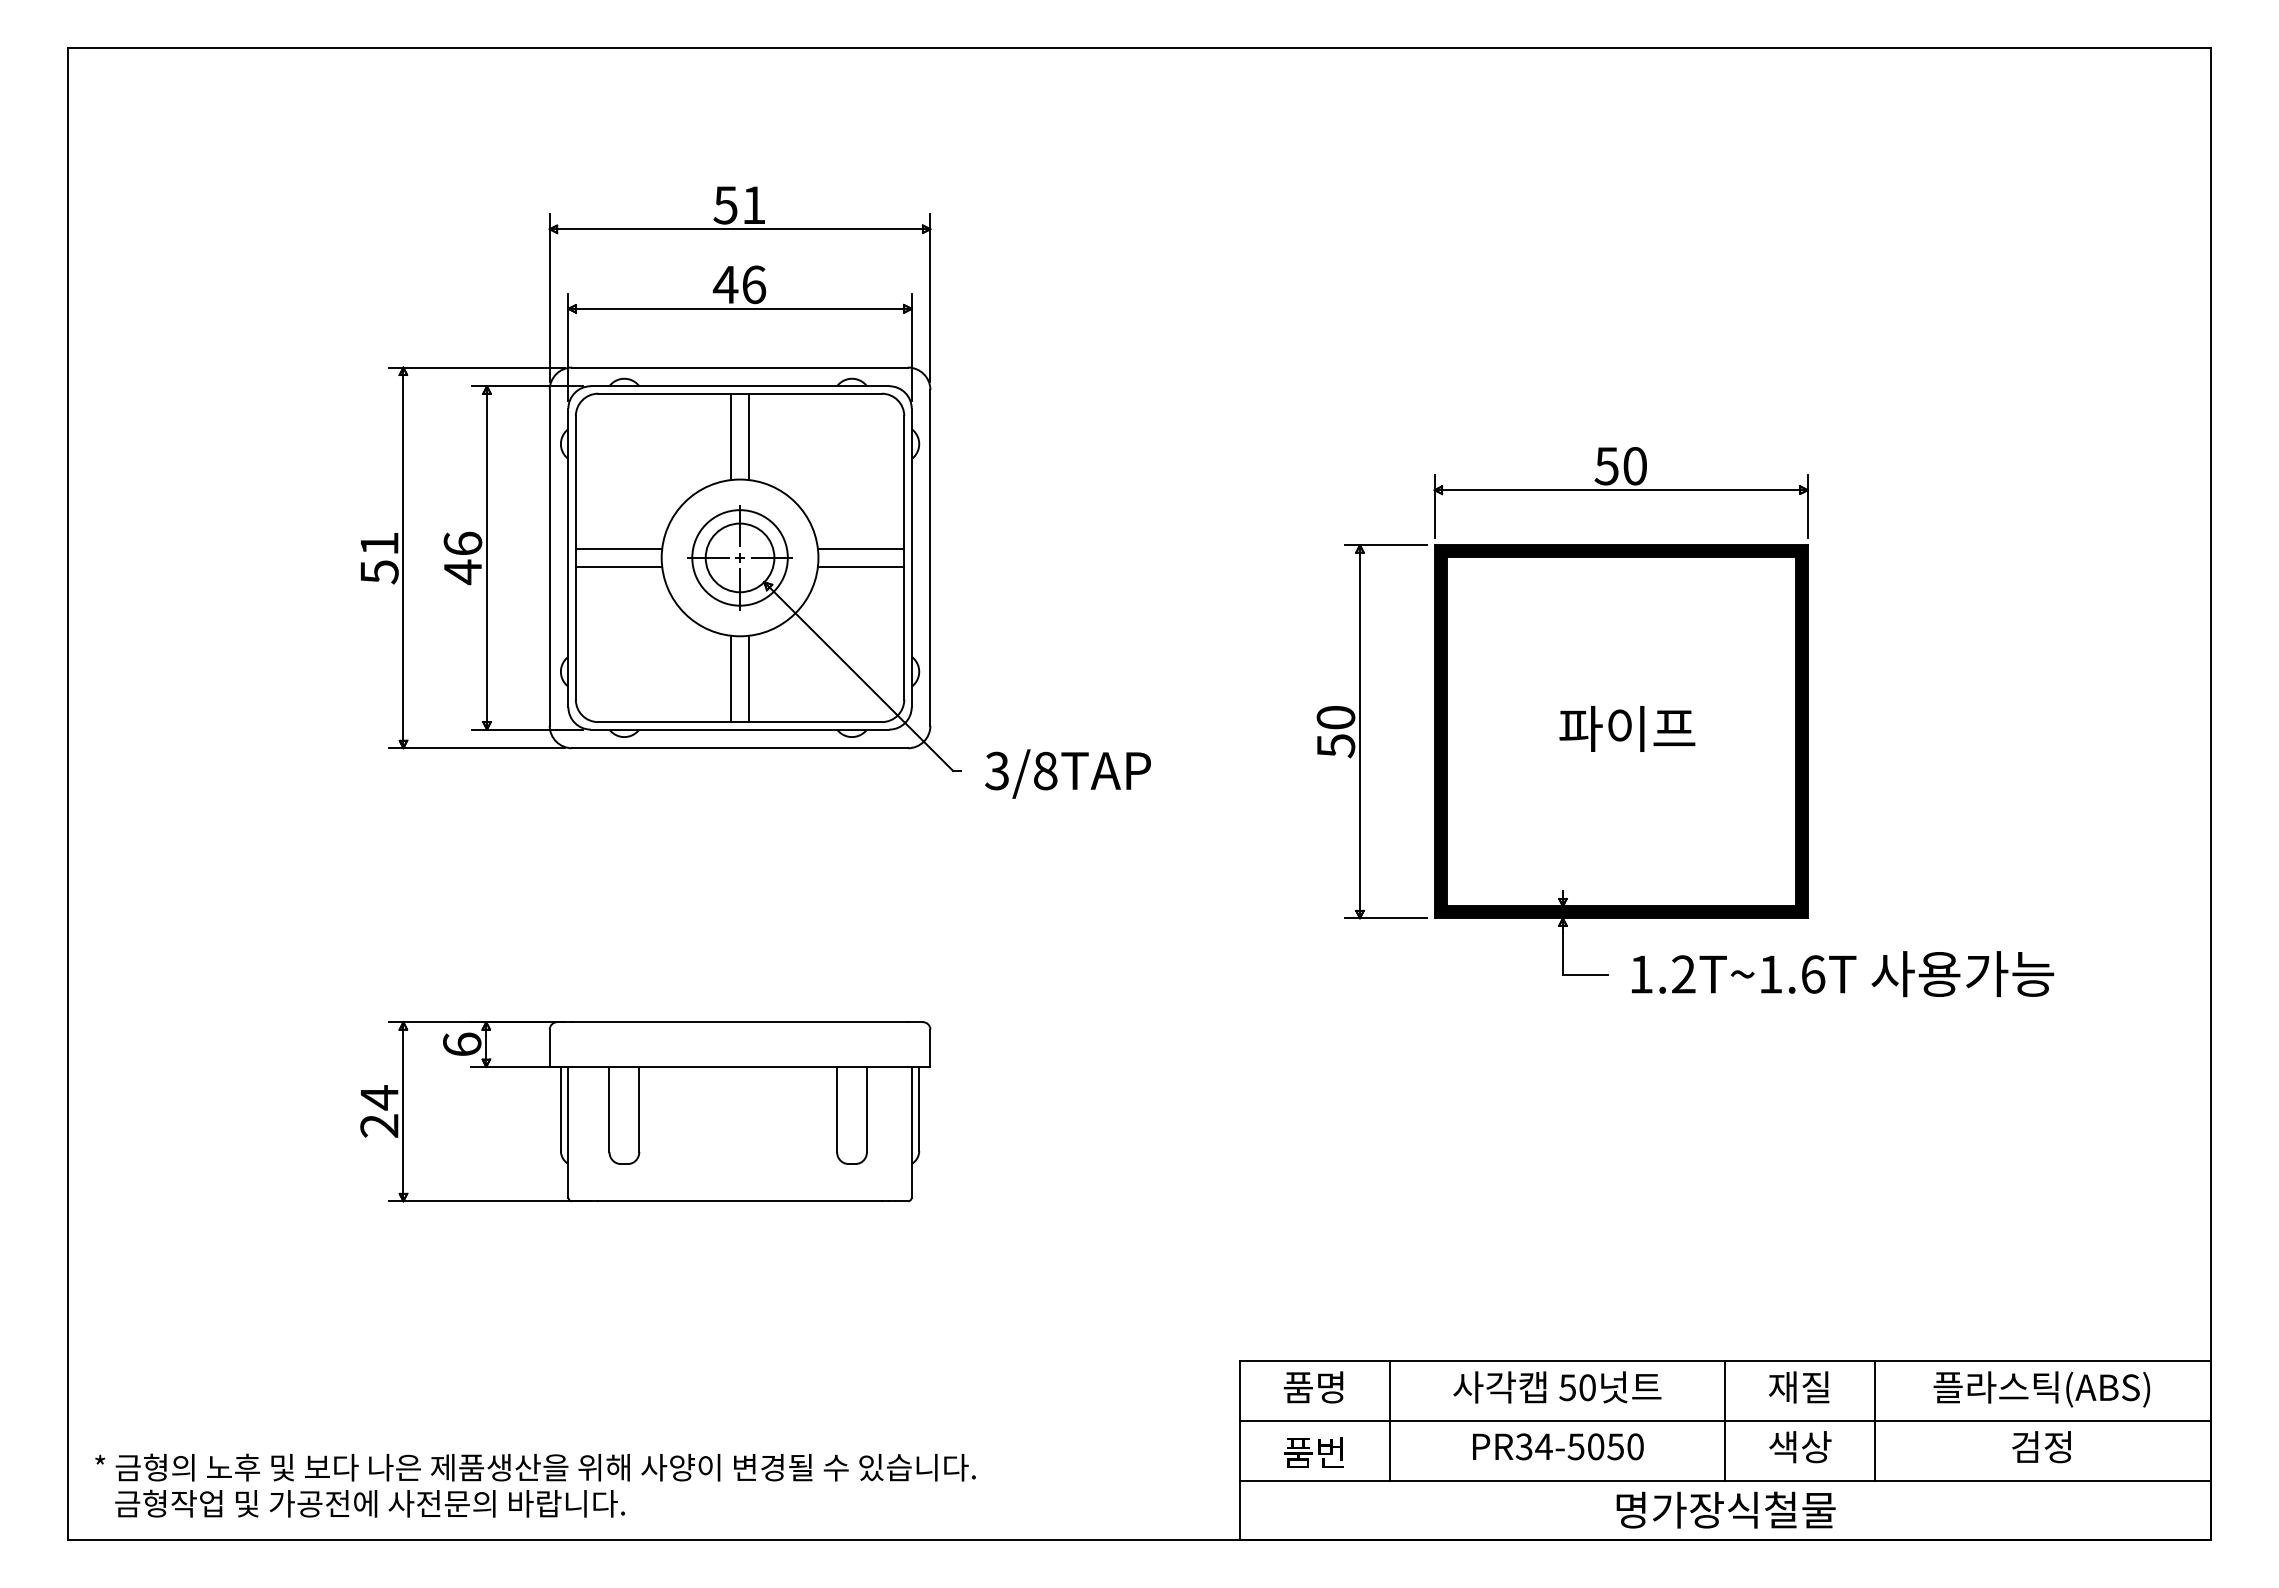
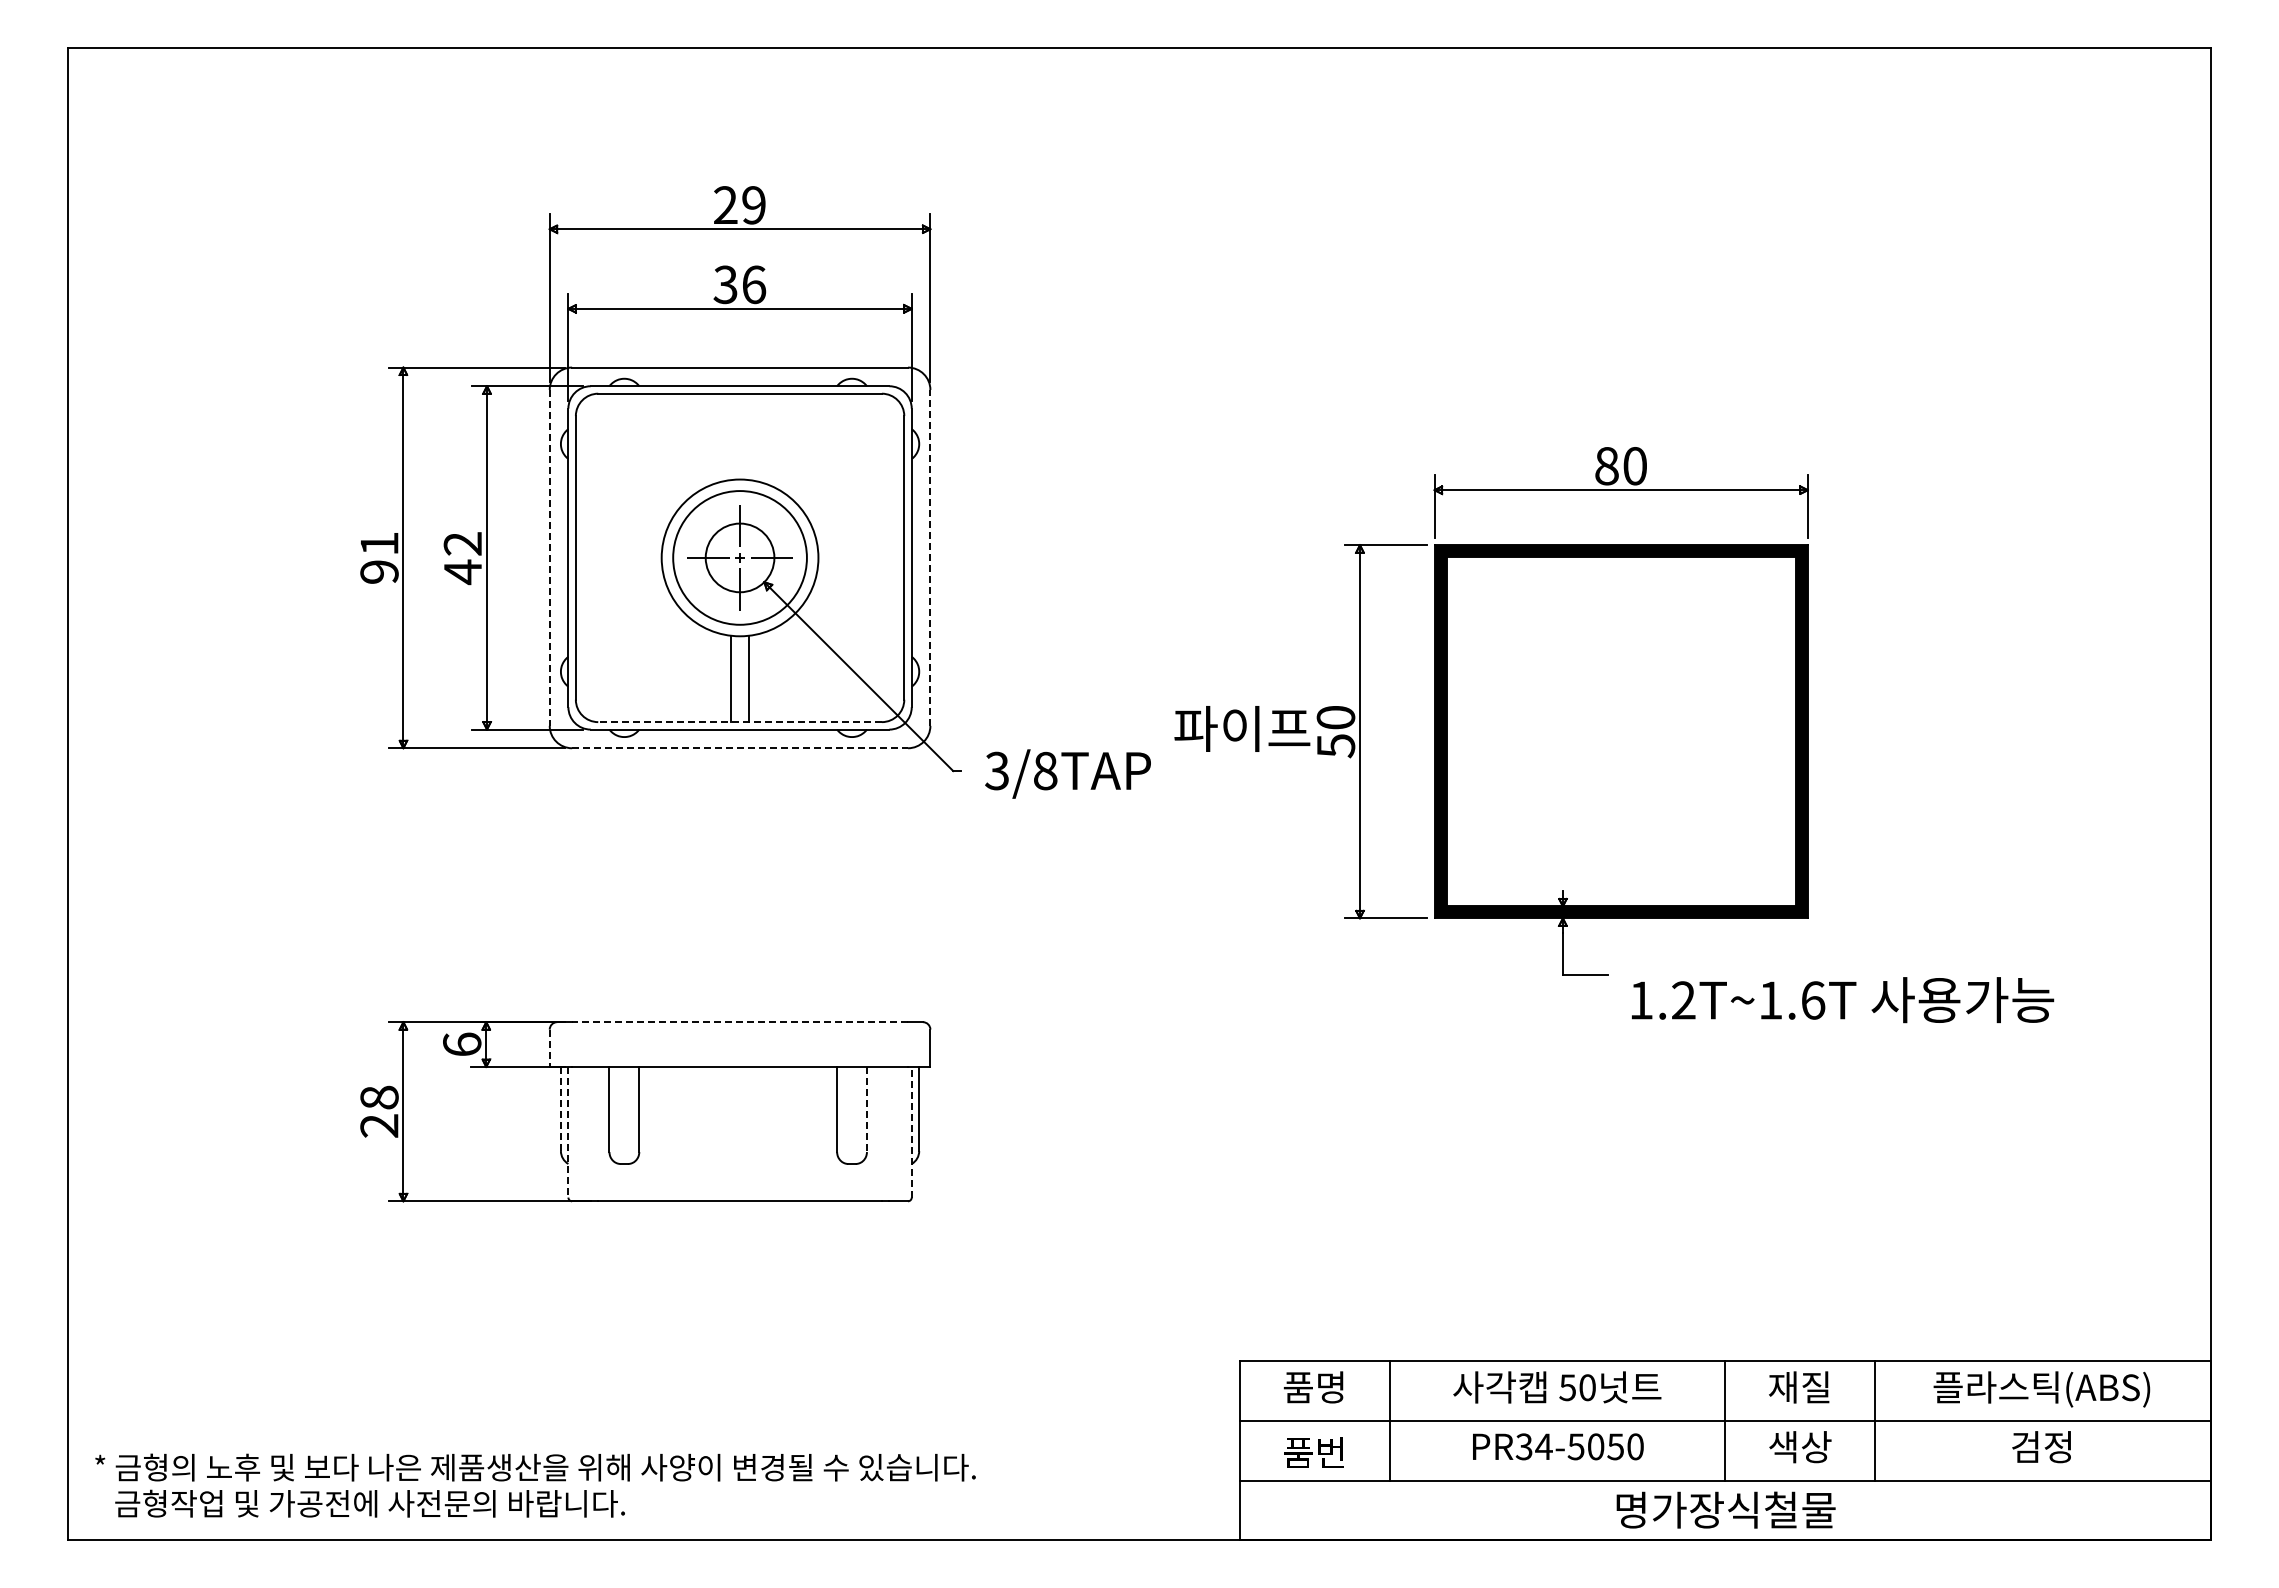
text: 51 -> 29 (739, 205)
text: 46 -> 36 (725, 284)
line: present -> none (731, 436)
line: present -> none (749, 436)
text: 50 -> 80 (1606, 466)
text: 46 -> 42 (462, 543)
line: present -> none (618, 548)
line: present -> none (860, 548)
line: solid -> dashed (549, 557)
circle diameter: 96 px -> 134 px (739, 557)
line: solid -> dashed (930, 557)
line: present -> none (618, 566)
line: present -> none (860, 566)
text: 51 -> 91 (379, 572)
line: solid -> dashed (740, 722)
text position: (1627, 728) -> (1242, 728) (1242, 728)
line: solid -> dashed (740, 748)
text position: (1843, 974) -> (1843, 1000) (1843, 1000)
line: solid -> dashed (740, 1022)
line: solid -> dashed (549, 1048)
text: 24 -> 28 (379, 1097)
line: solid -> dashed (560, 1109)
line: solid -> dashed (866, 1109)
line: solid -> dashed (911, 1131)
line: solid -> dashed (568, 1132)
